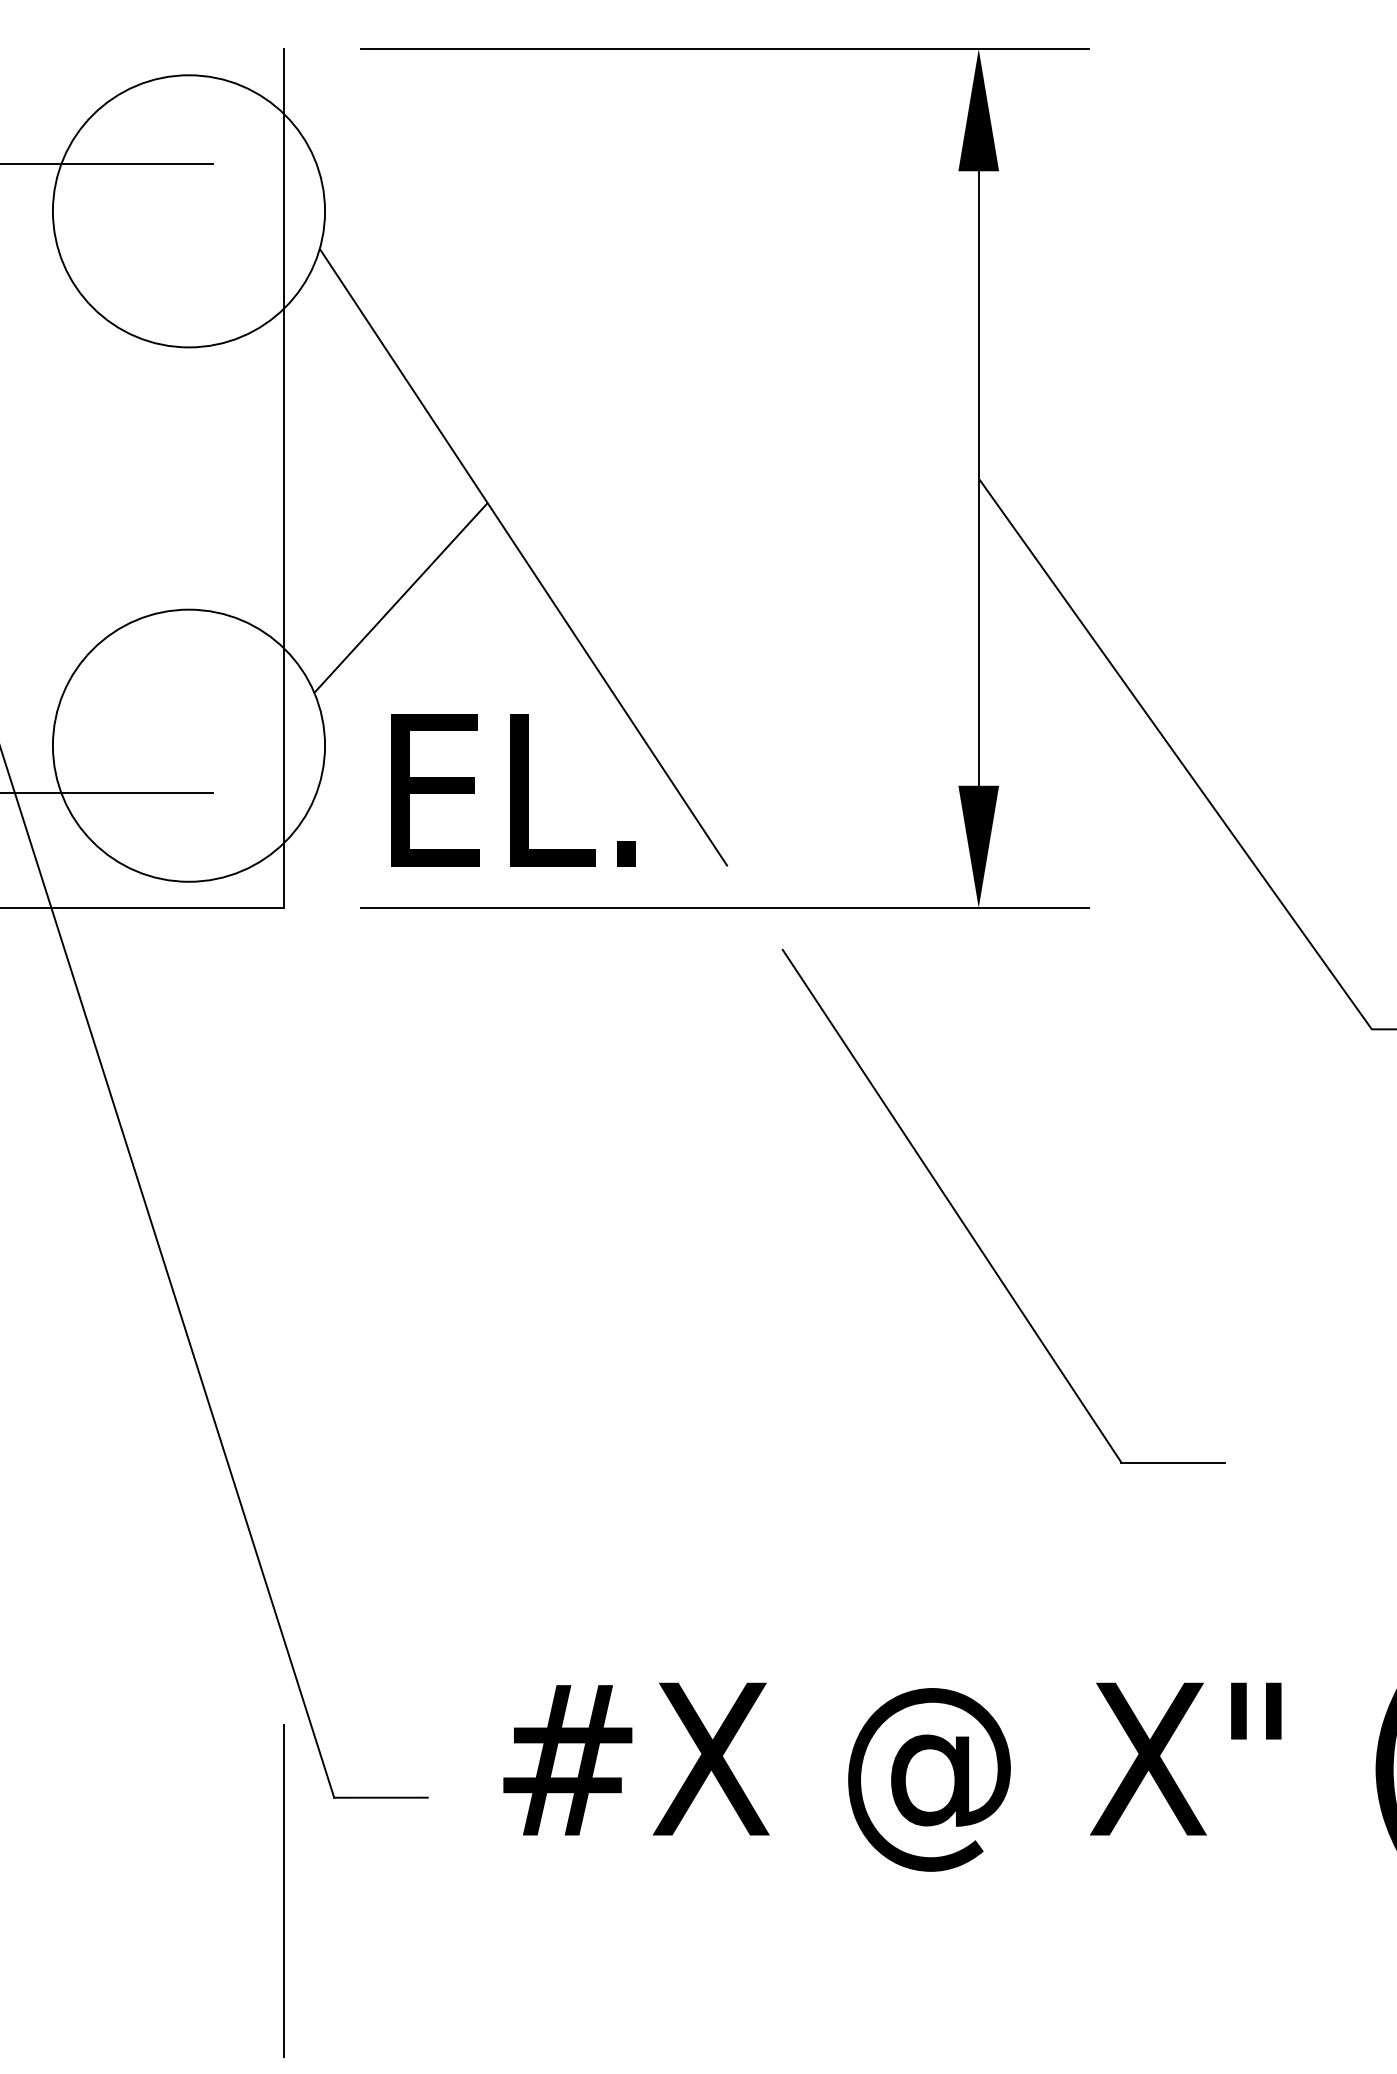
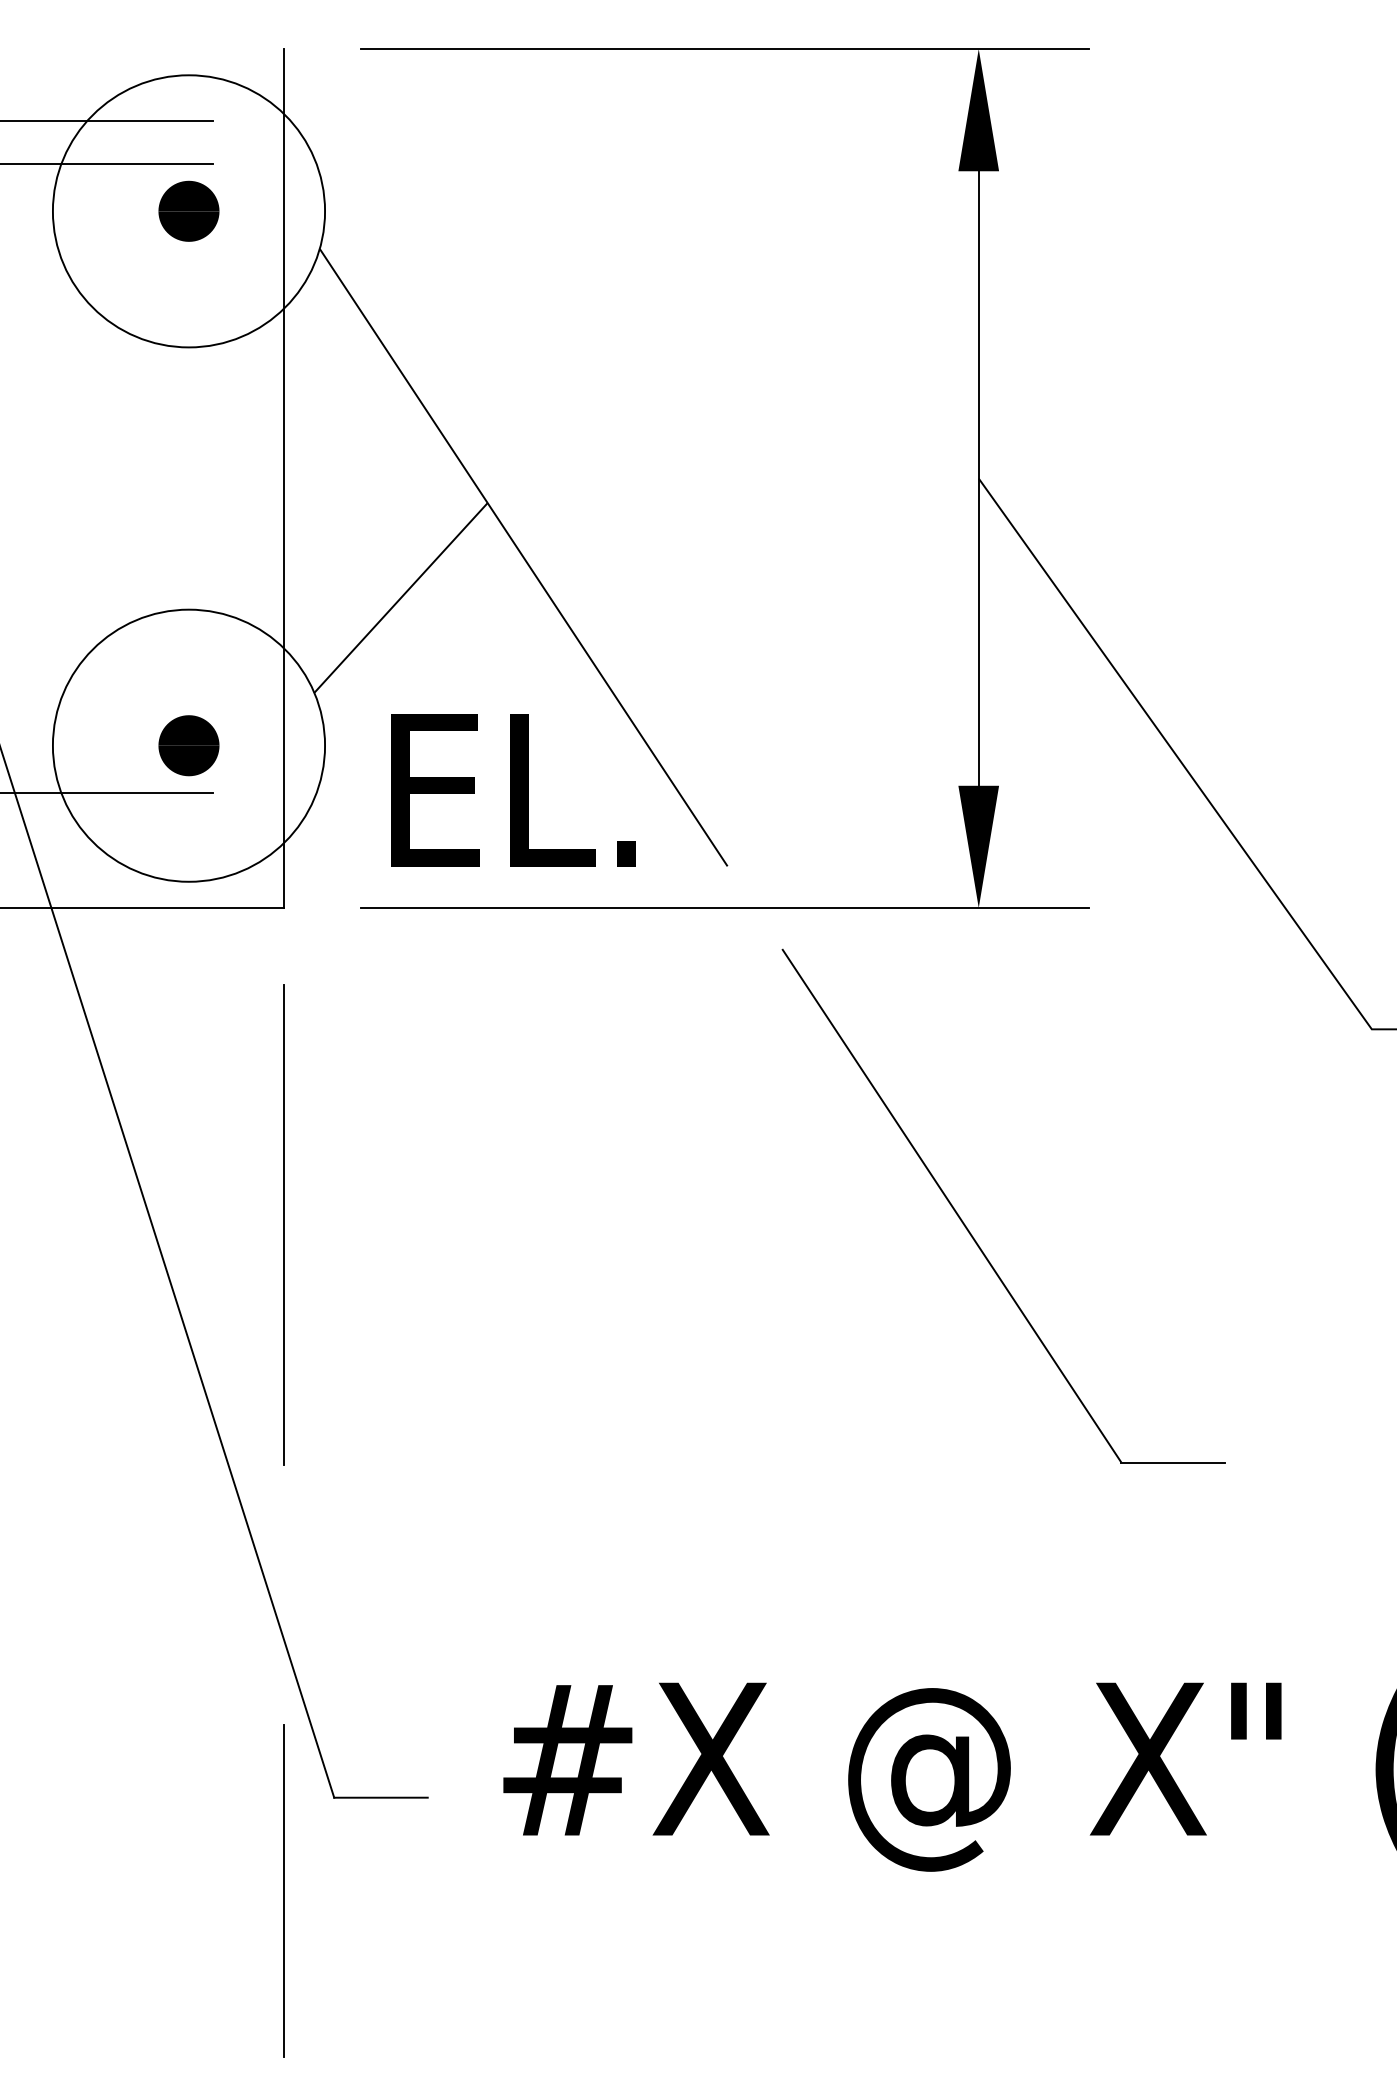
line: none -> present (107, 120)
part: none -> present (188, 210)
part: none -> present (188, 745)
line: none -> present (284, 1224)
